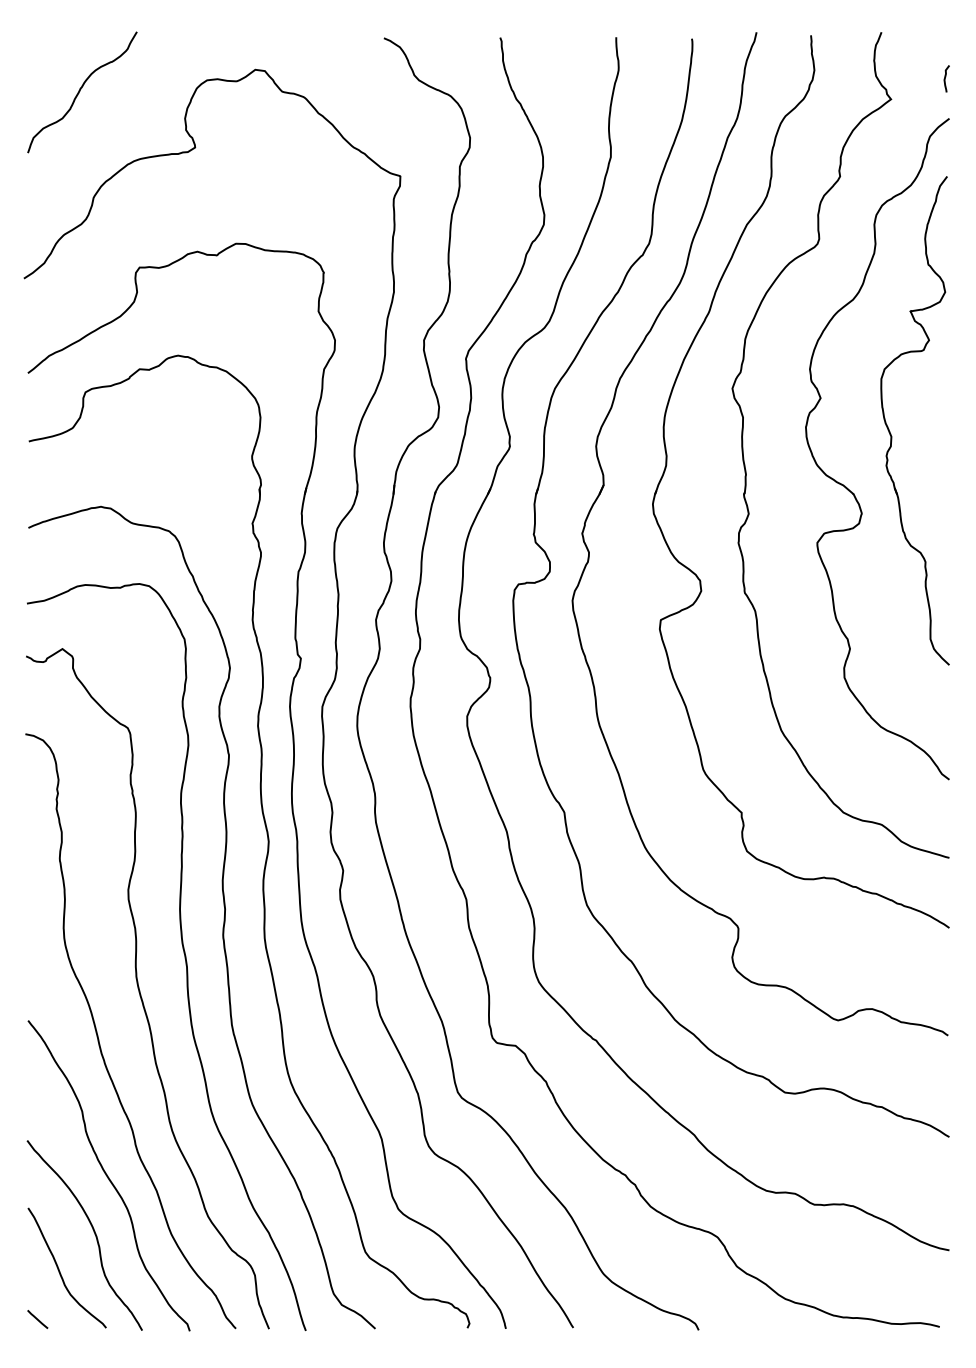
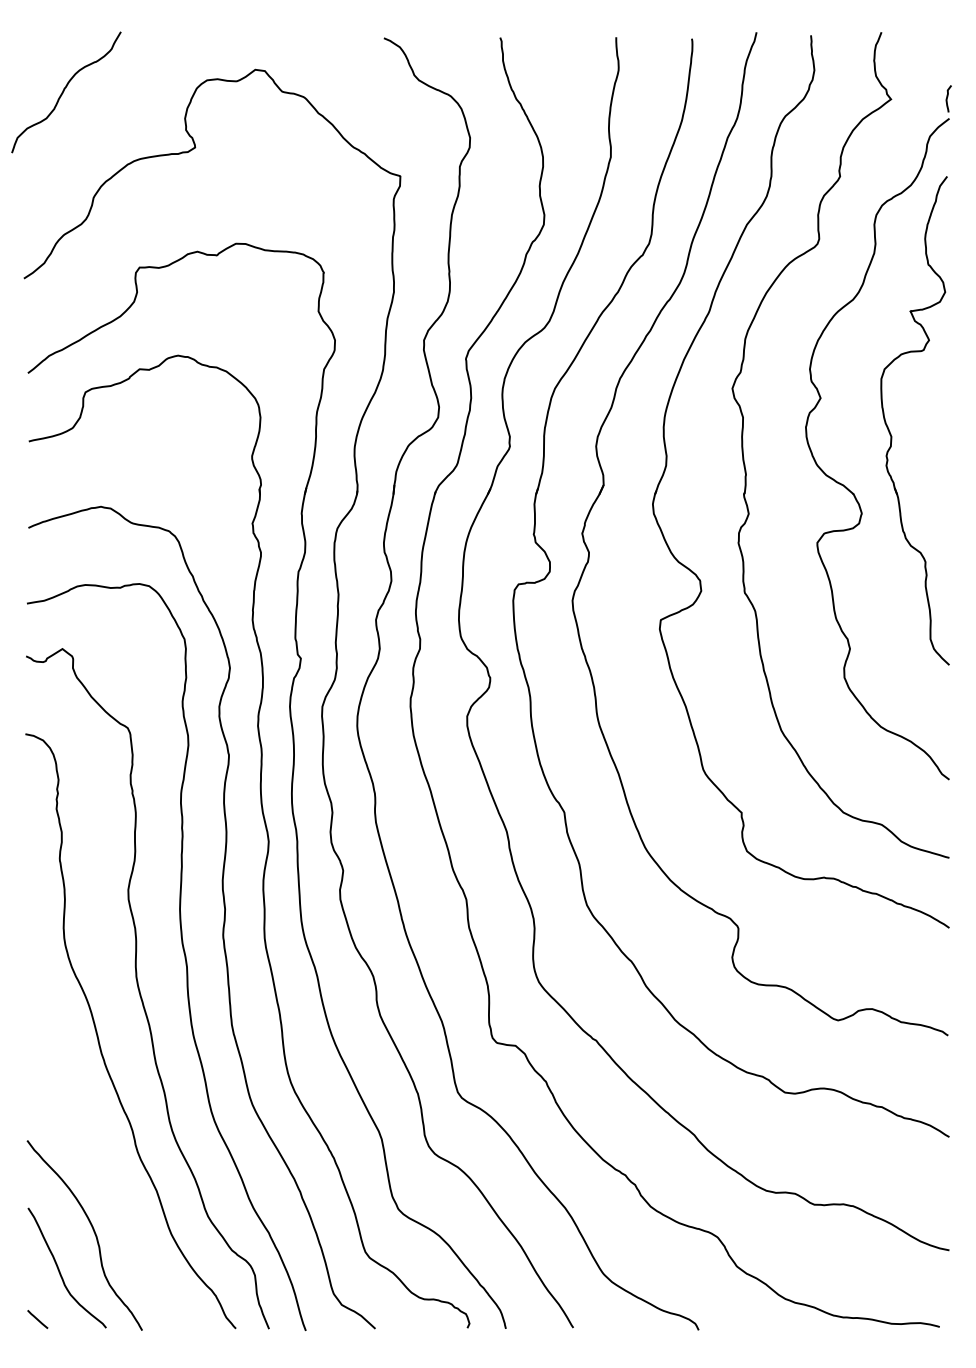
curve position: (945, 78) -> (947, 98) (947, 98)
curve position: (80, 91) -> (64, 91) (64, 91)
curve: present -> none (107, 1175)
